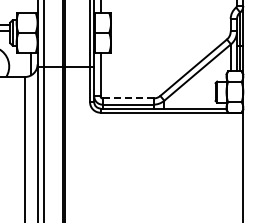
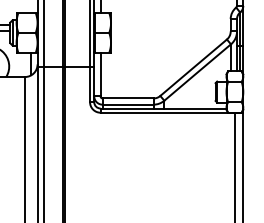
line: dashed -> solid (128, 98)
line: none -> present (234, 165)
